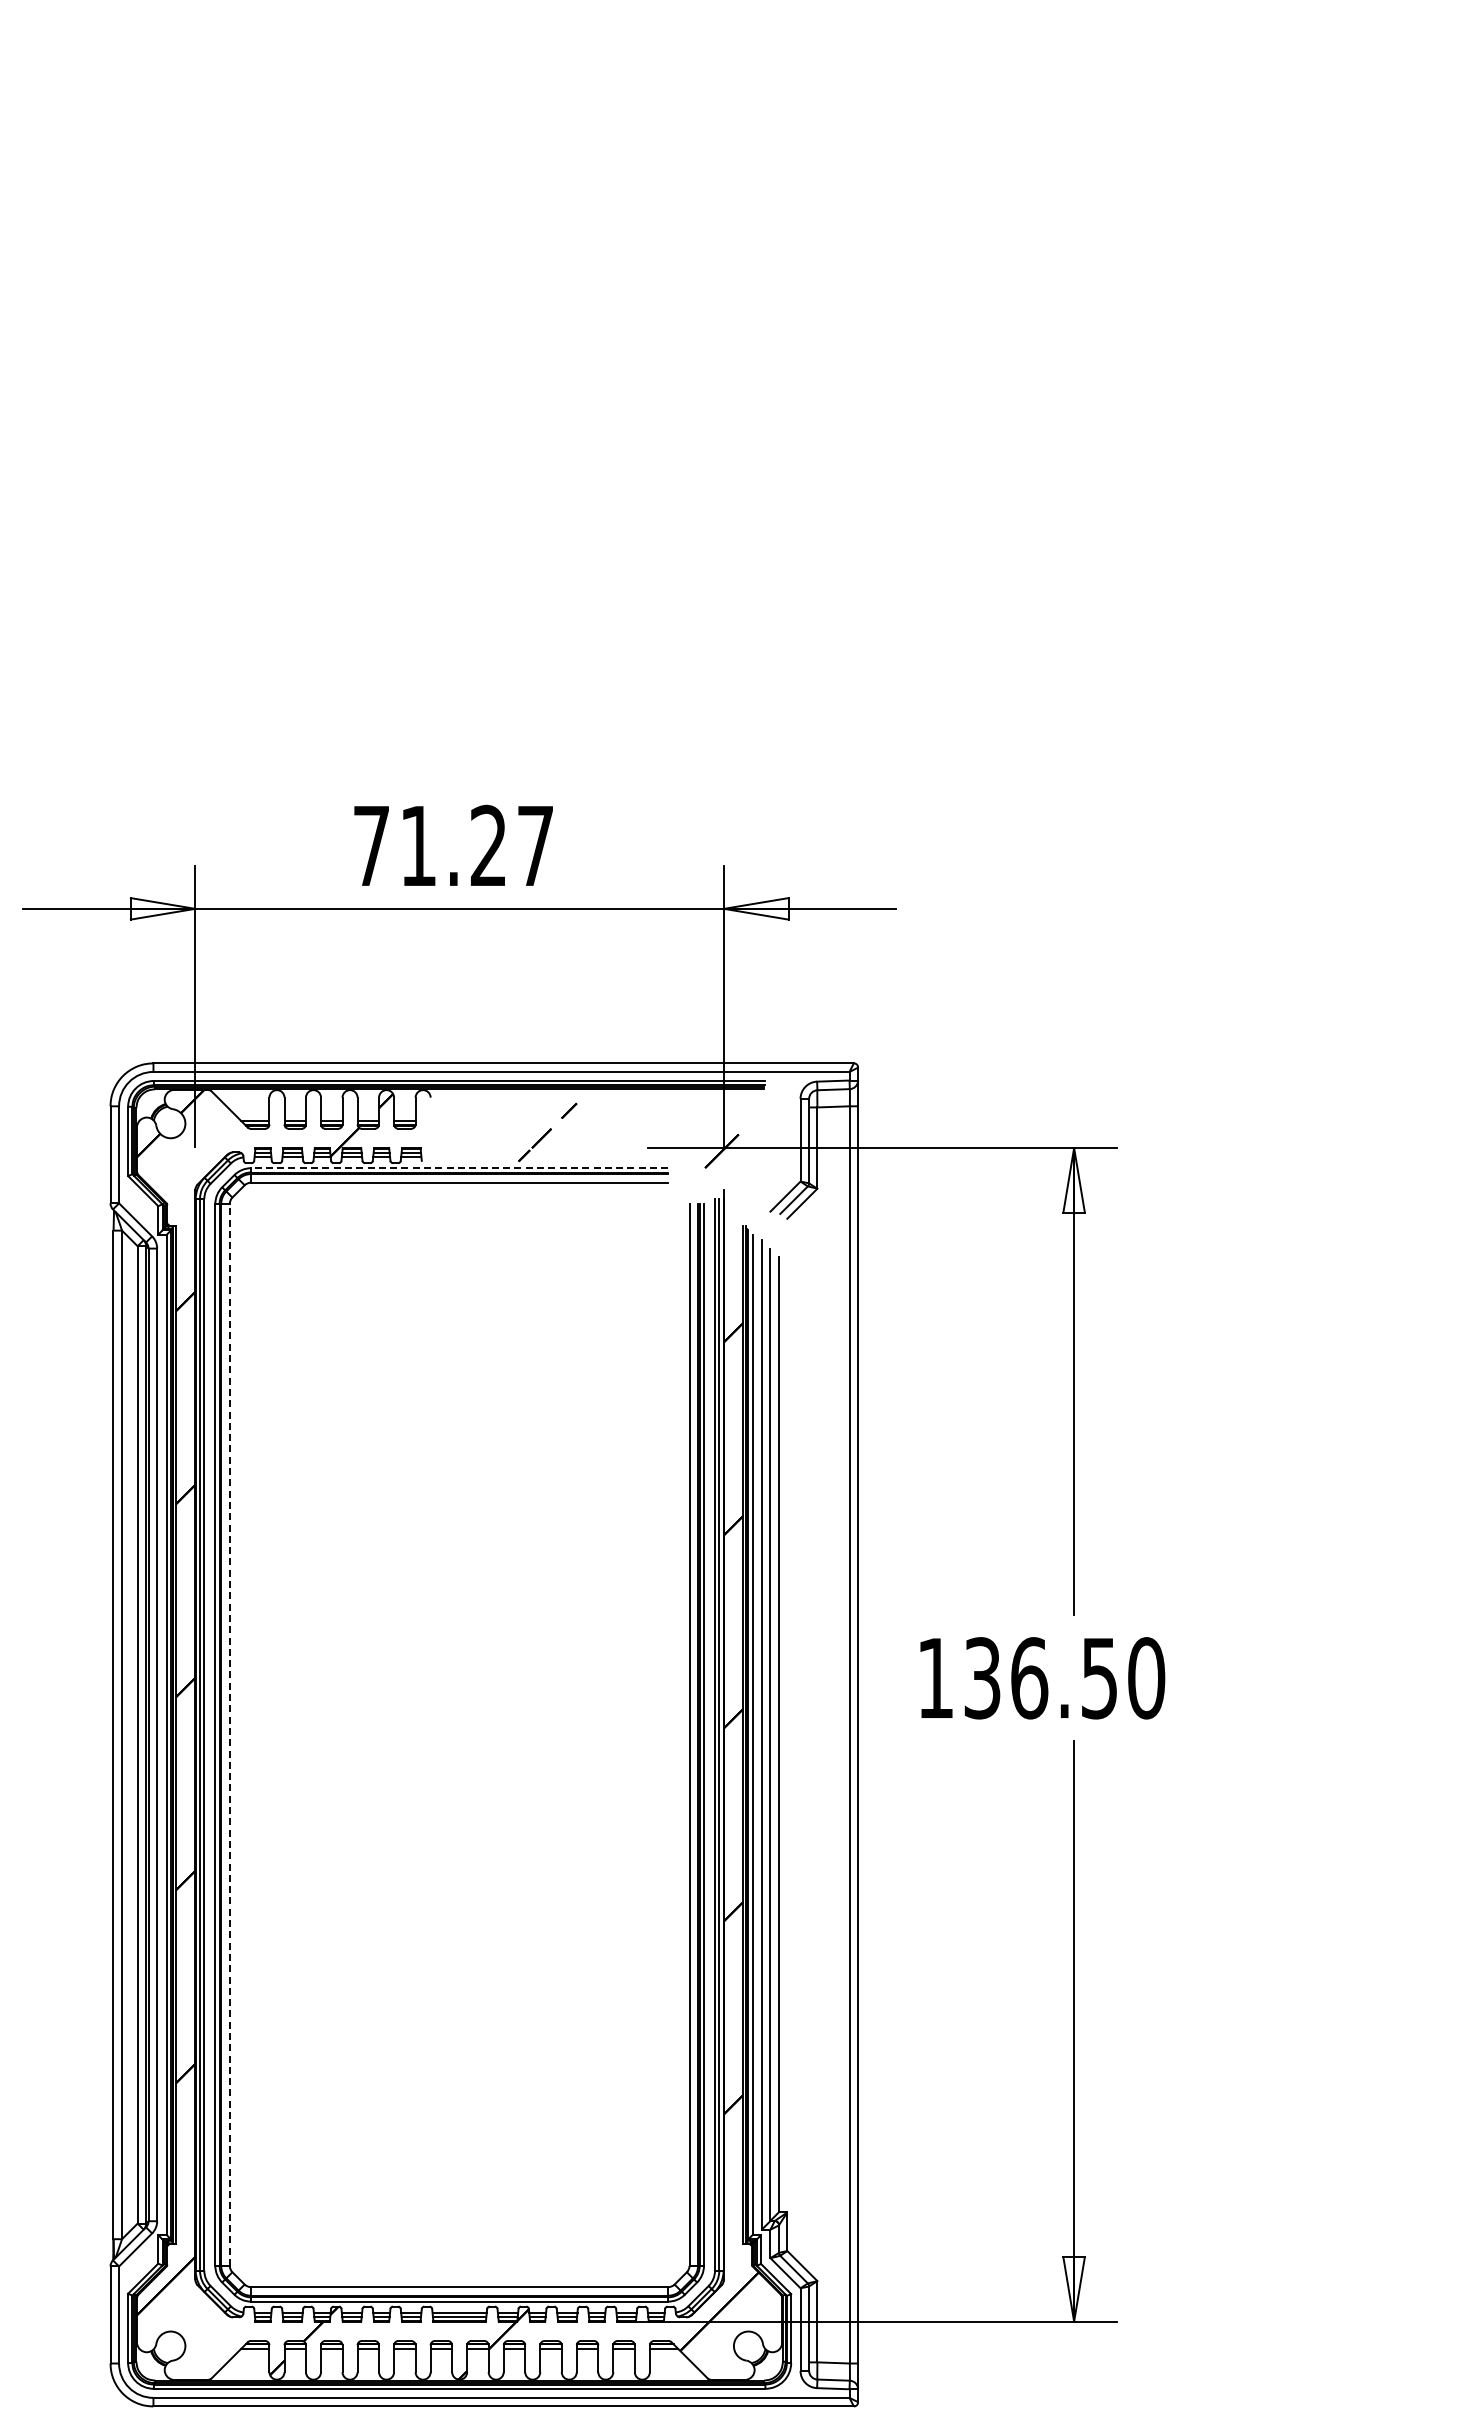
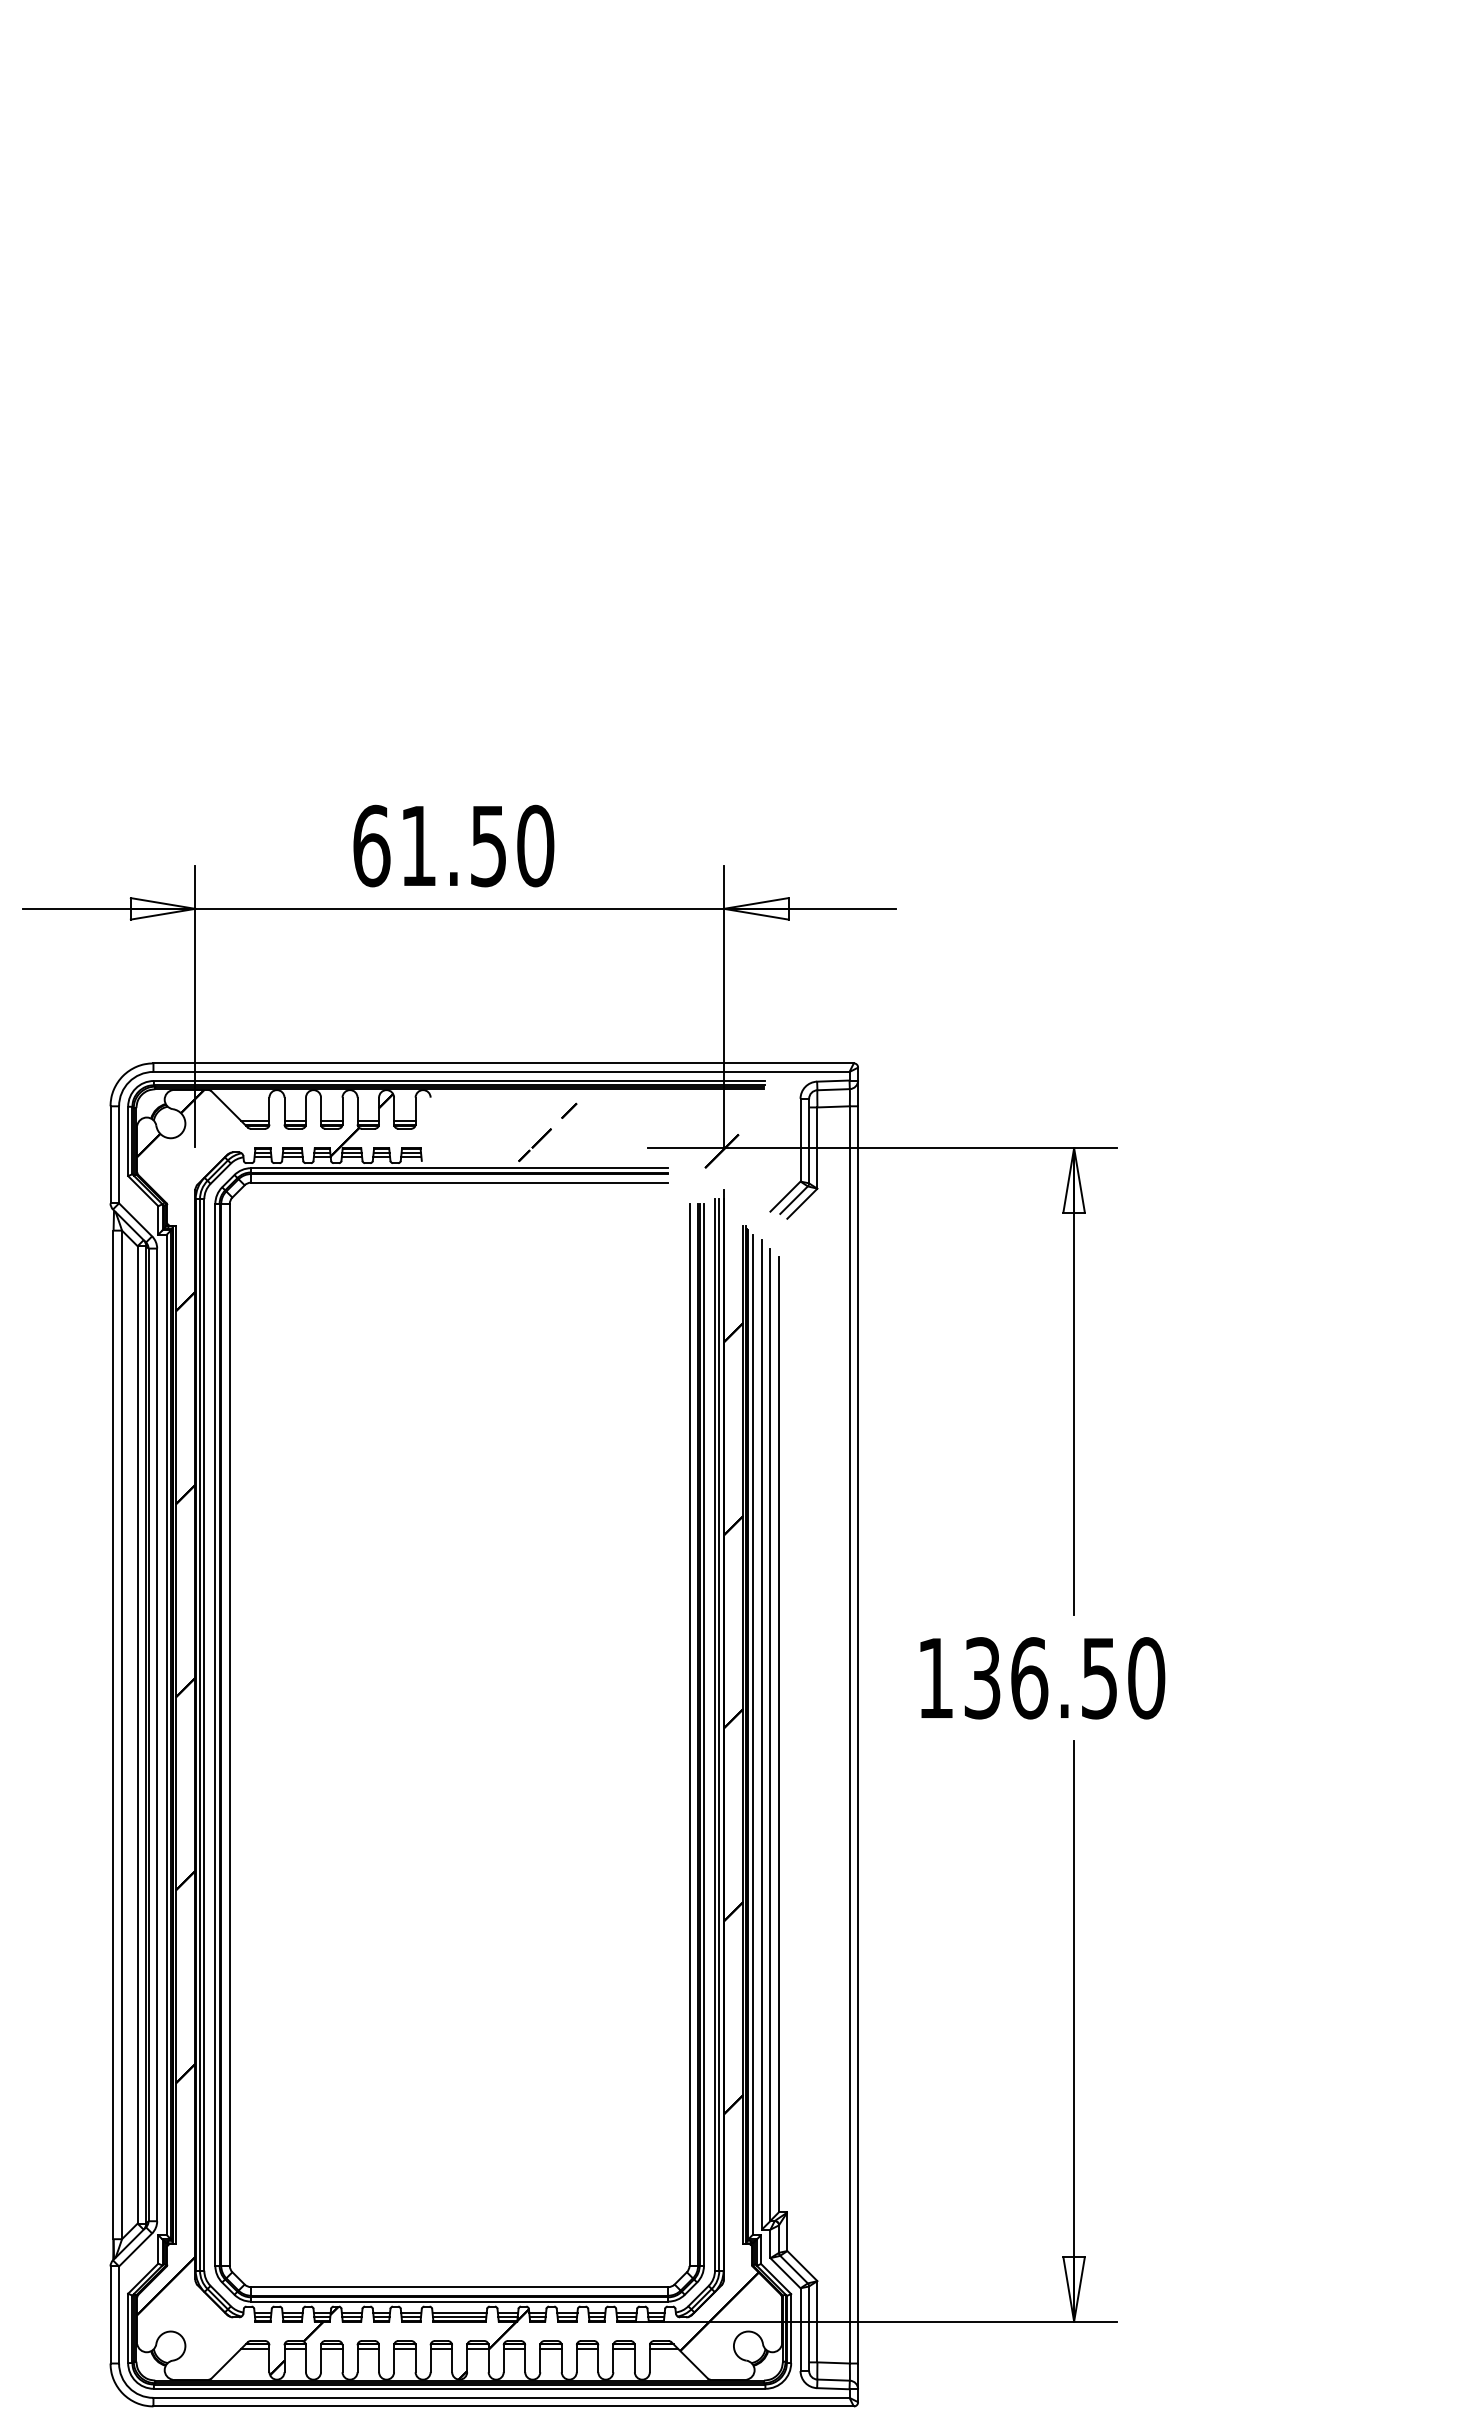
text: 71.27 -> 61.50 (453, 845)
line: dashed -> solid (459, 1168)
line: dashed -> solid (229, 1734)
